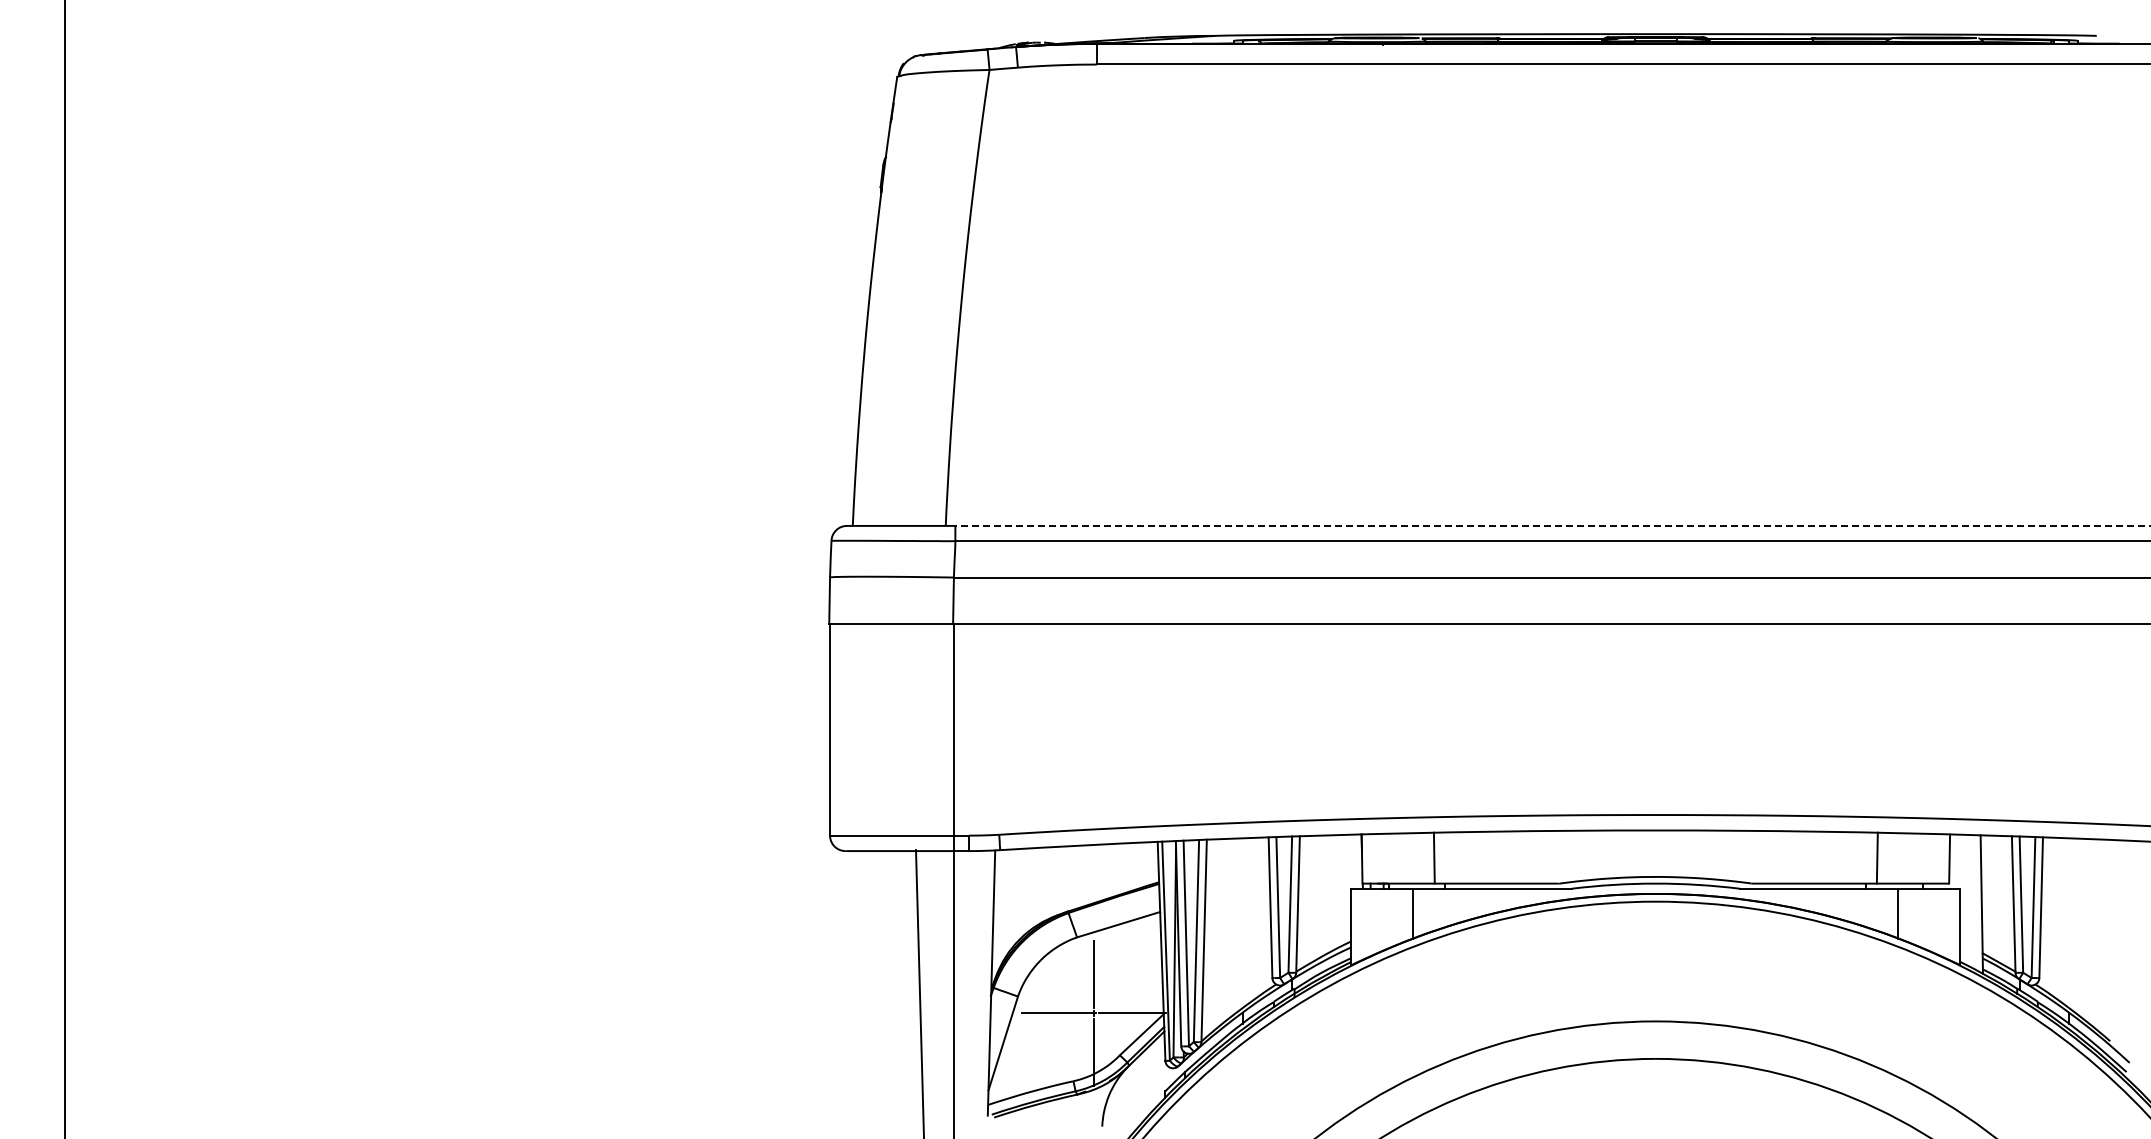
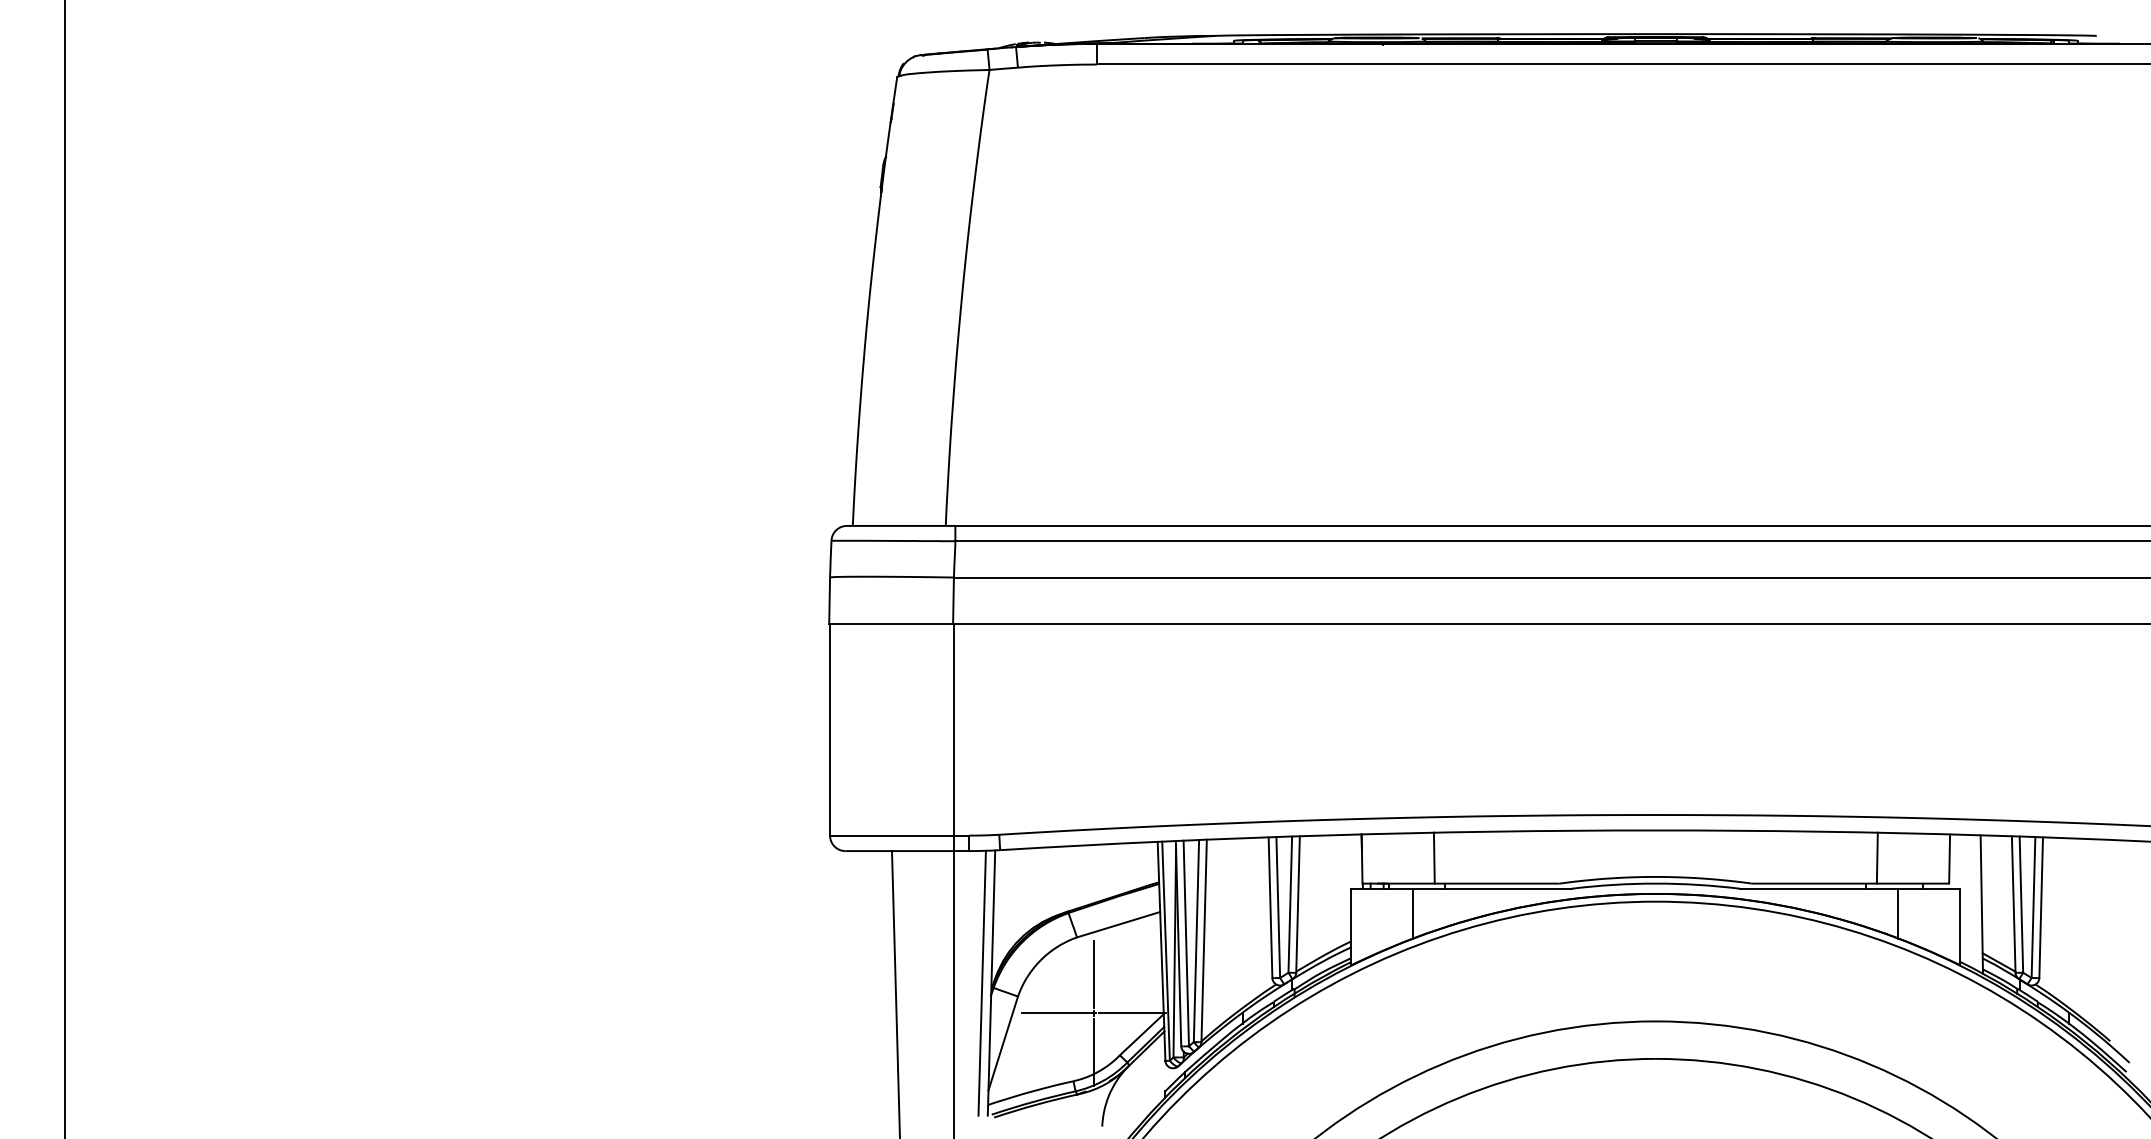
line: dashed -> solid (1552, 525)
line: none -> present (981, 982)
line position: (919, 992) -> (895, 993) (895, 993)
